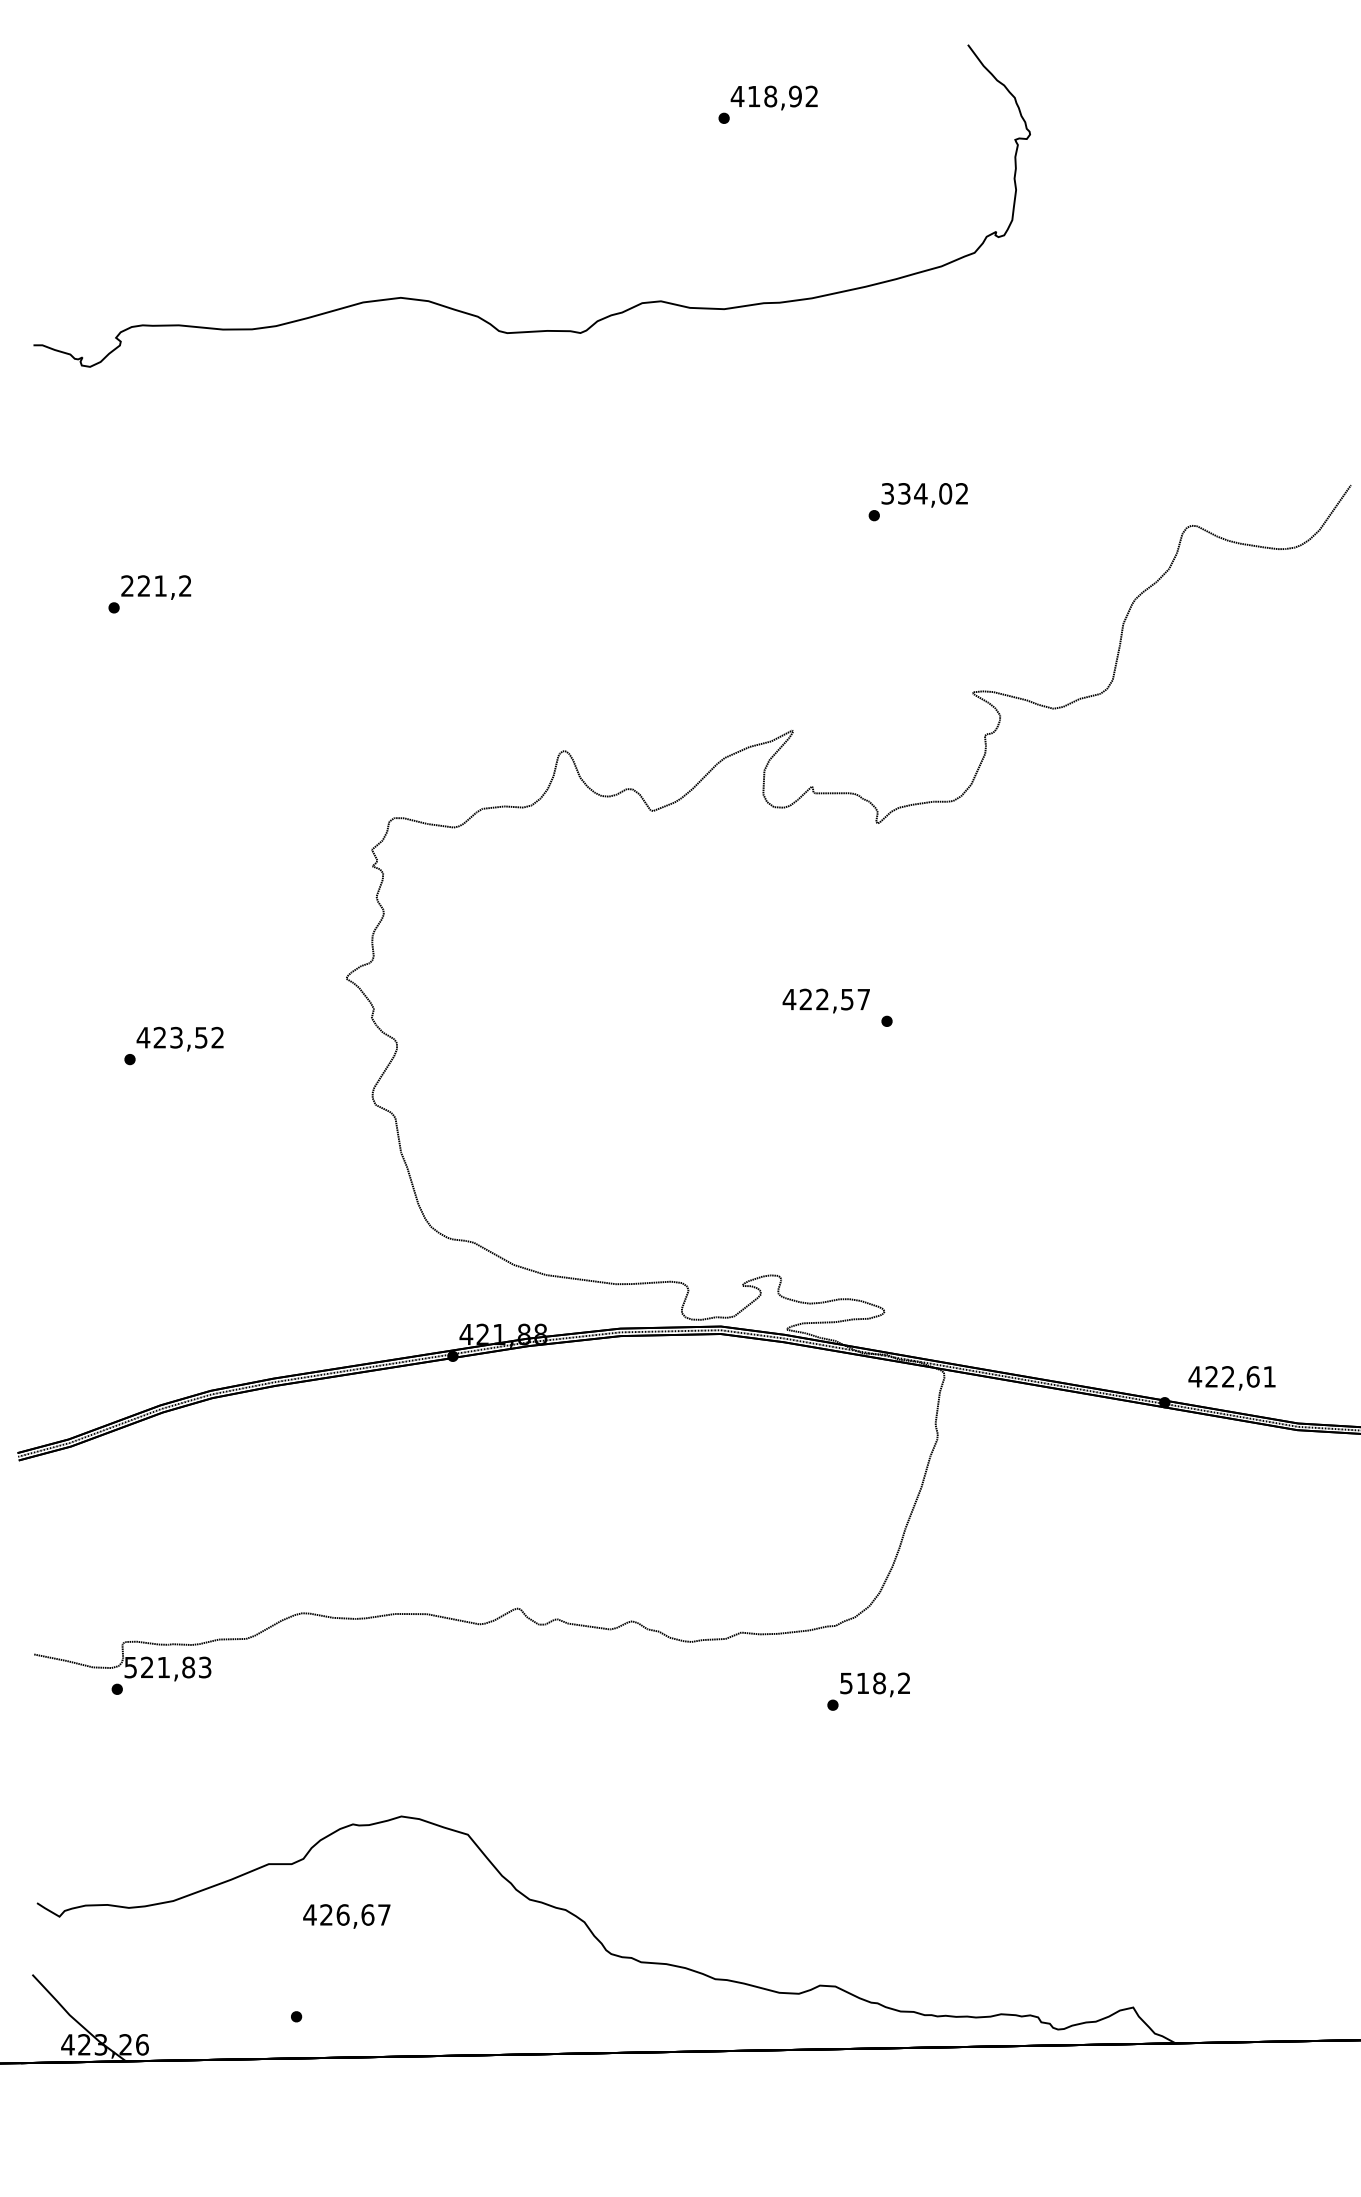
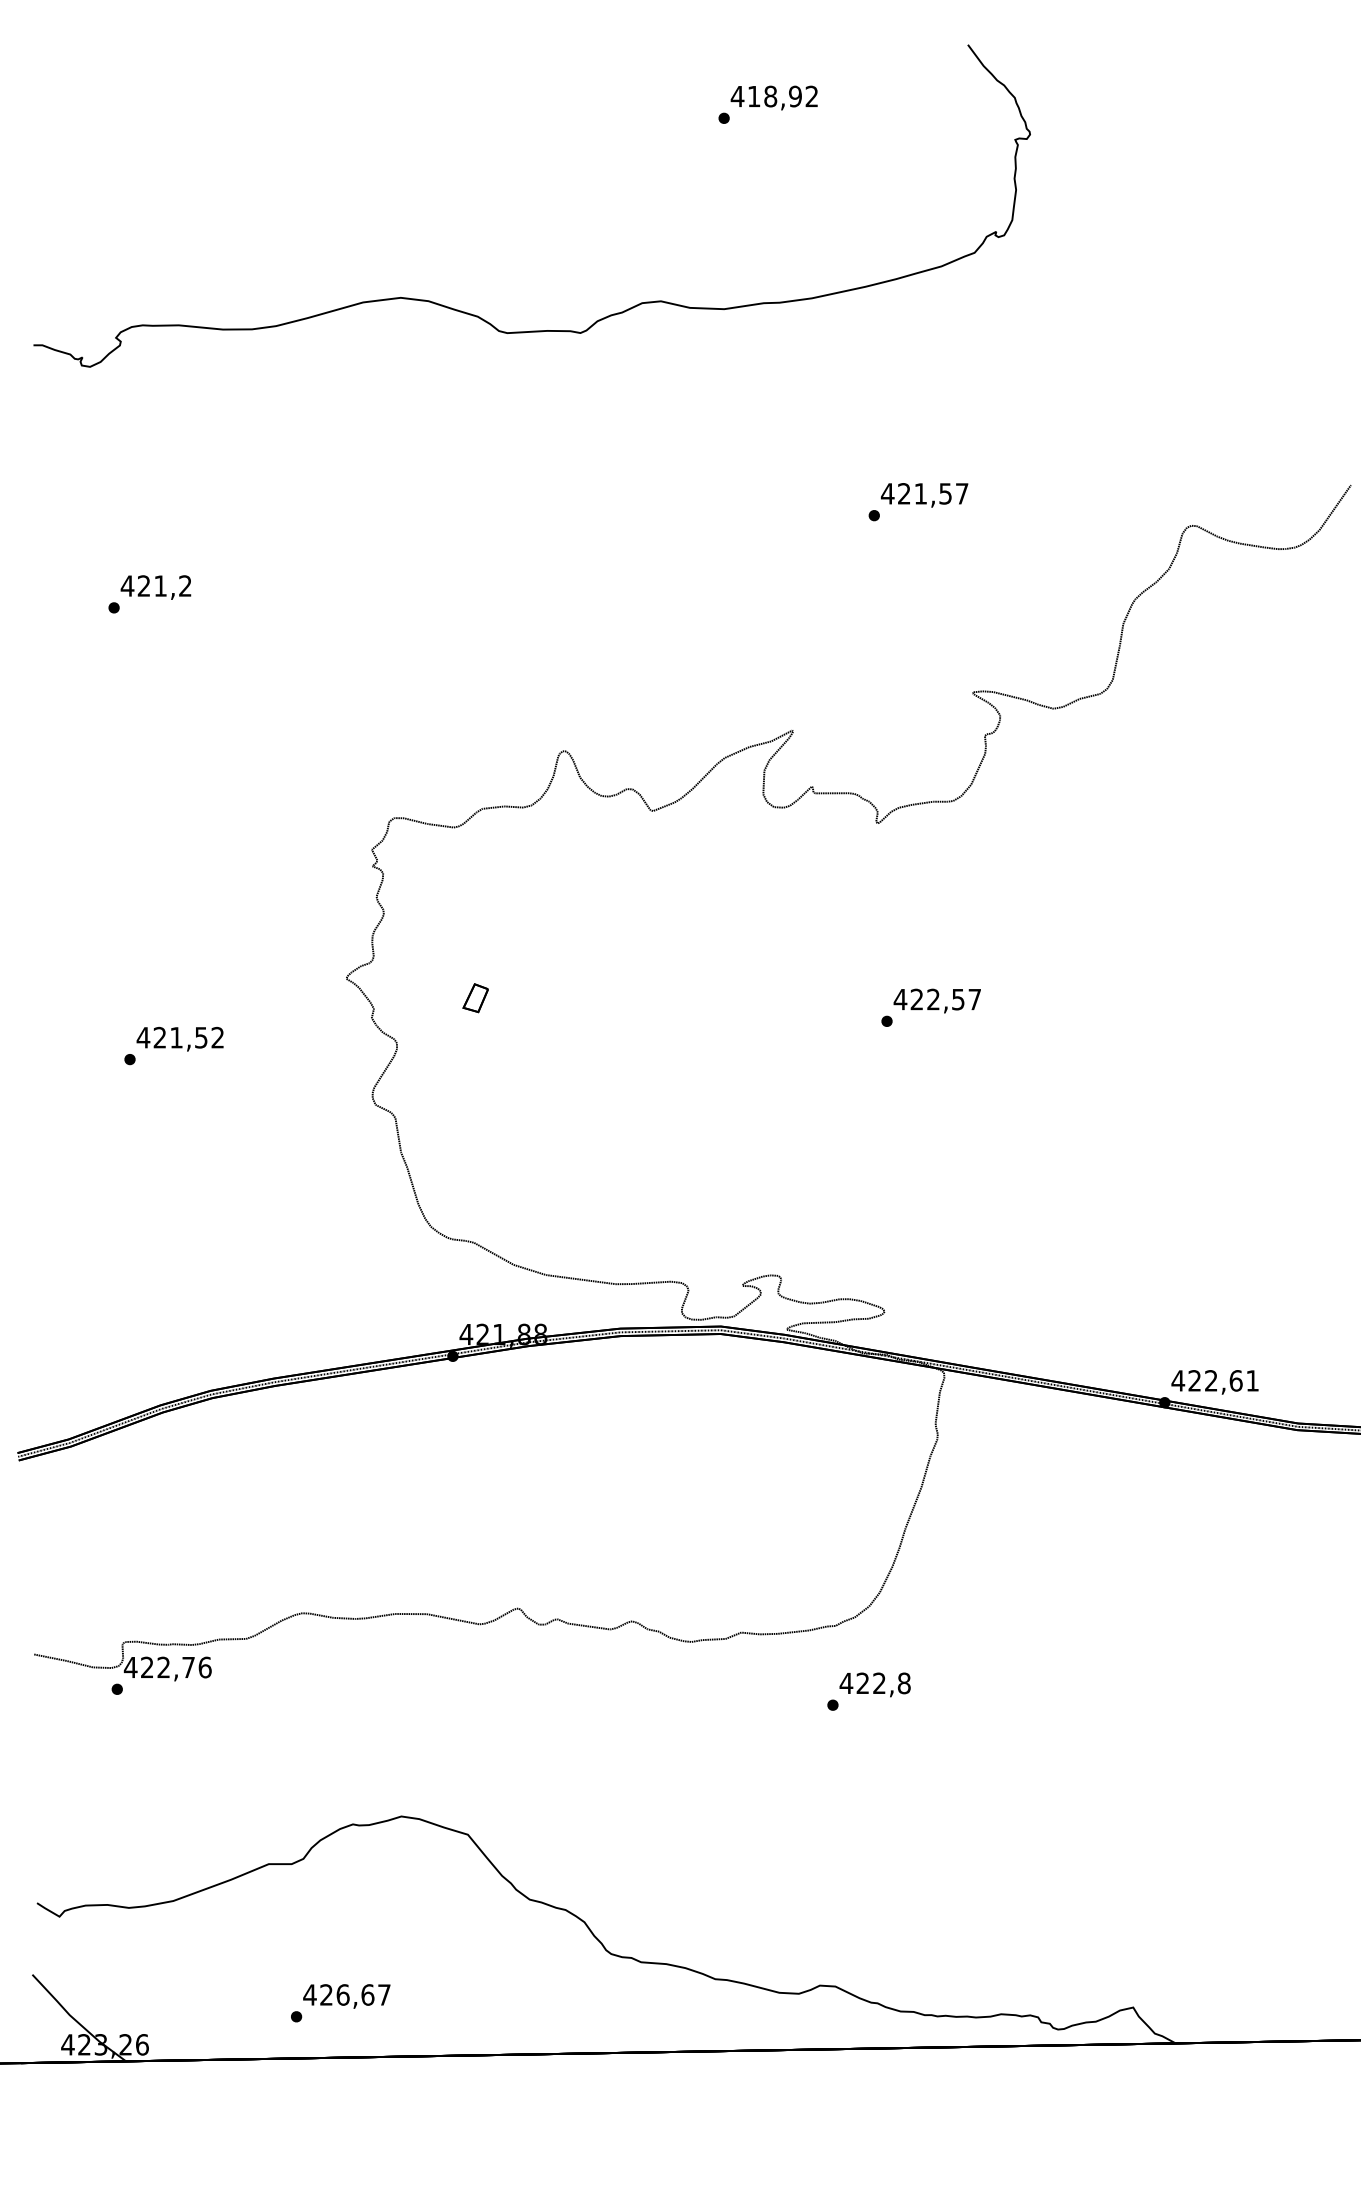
text: 334,02 -> 421,57 (924, 493)
text: 221,2 -> 421,2 (127, 585)
part: none -> present (475, 998)
text position: (825, 1000) -> (936, 1000) (936, 1000)
text: 423,52 -> 421,52 (176, 1037)
text position: (1231, 1378) -> (1214, 1382) (1214, 1382)
text: 521,83 -> 422,76 (167, 1667)
text: 518,2 -> 422,8 (874, 1683)
text position: (346, 1916) -> (346, 1996) (346, 1996)
